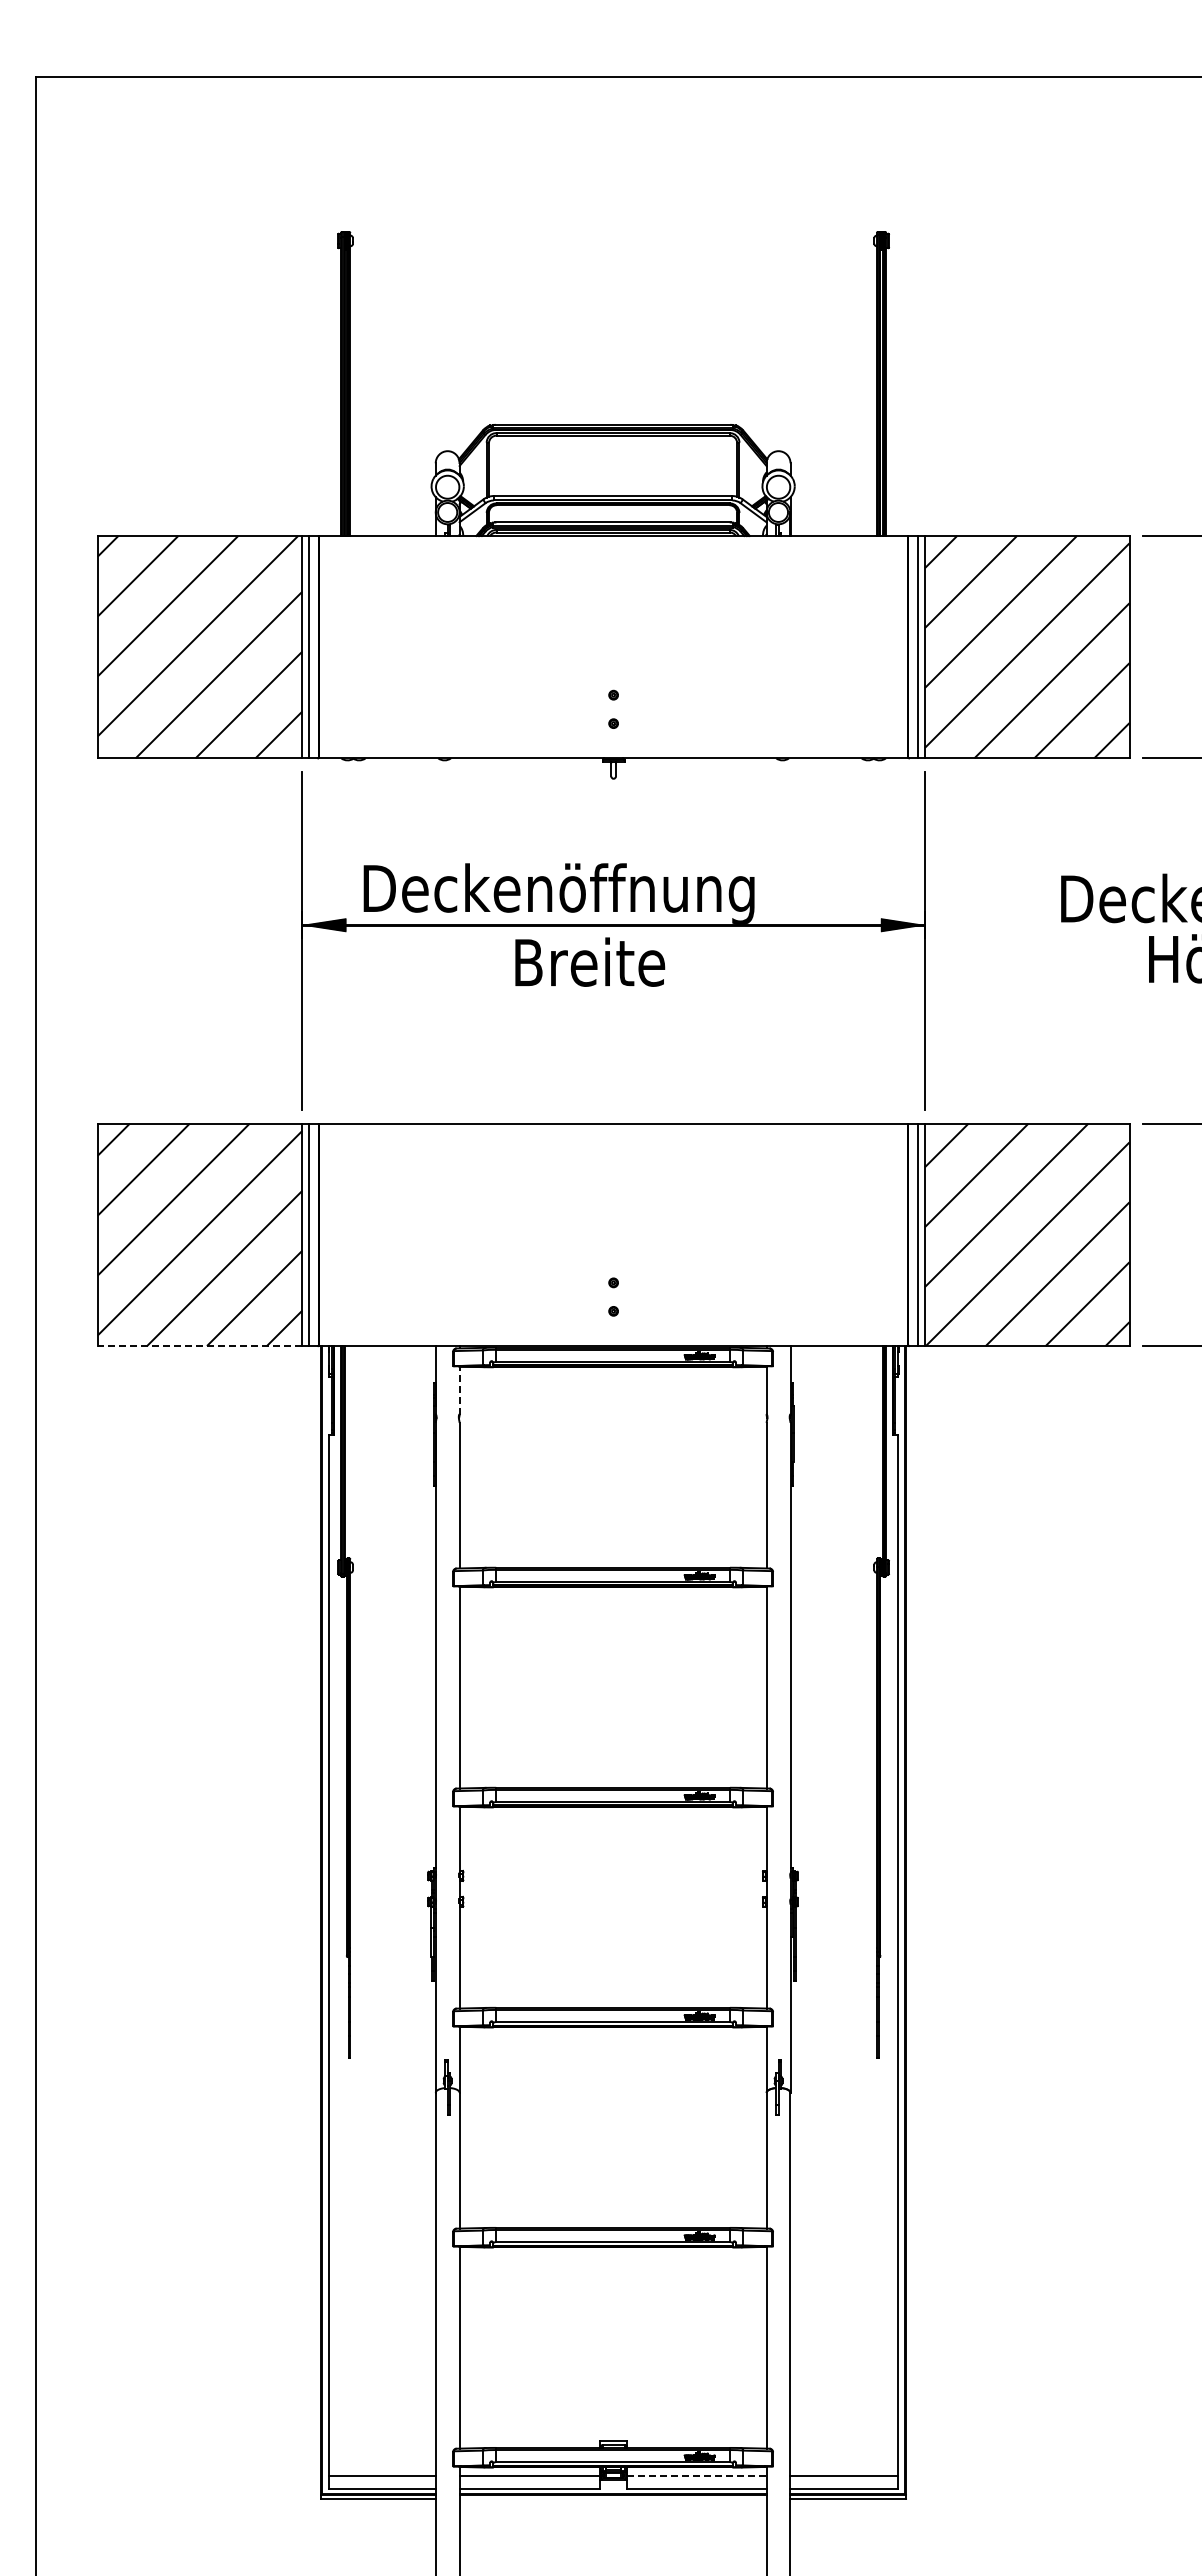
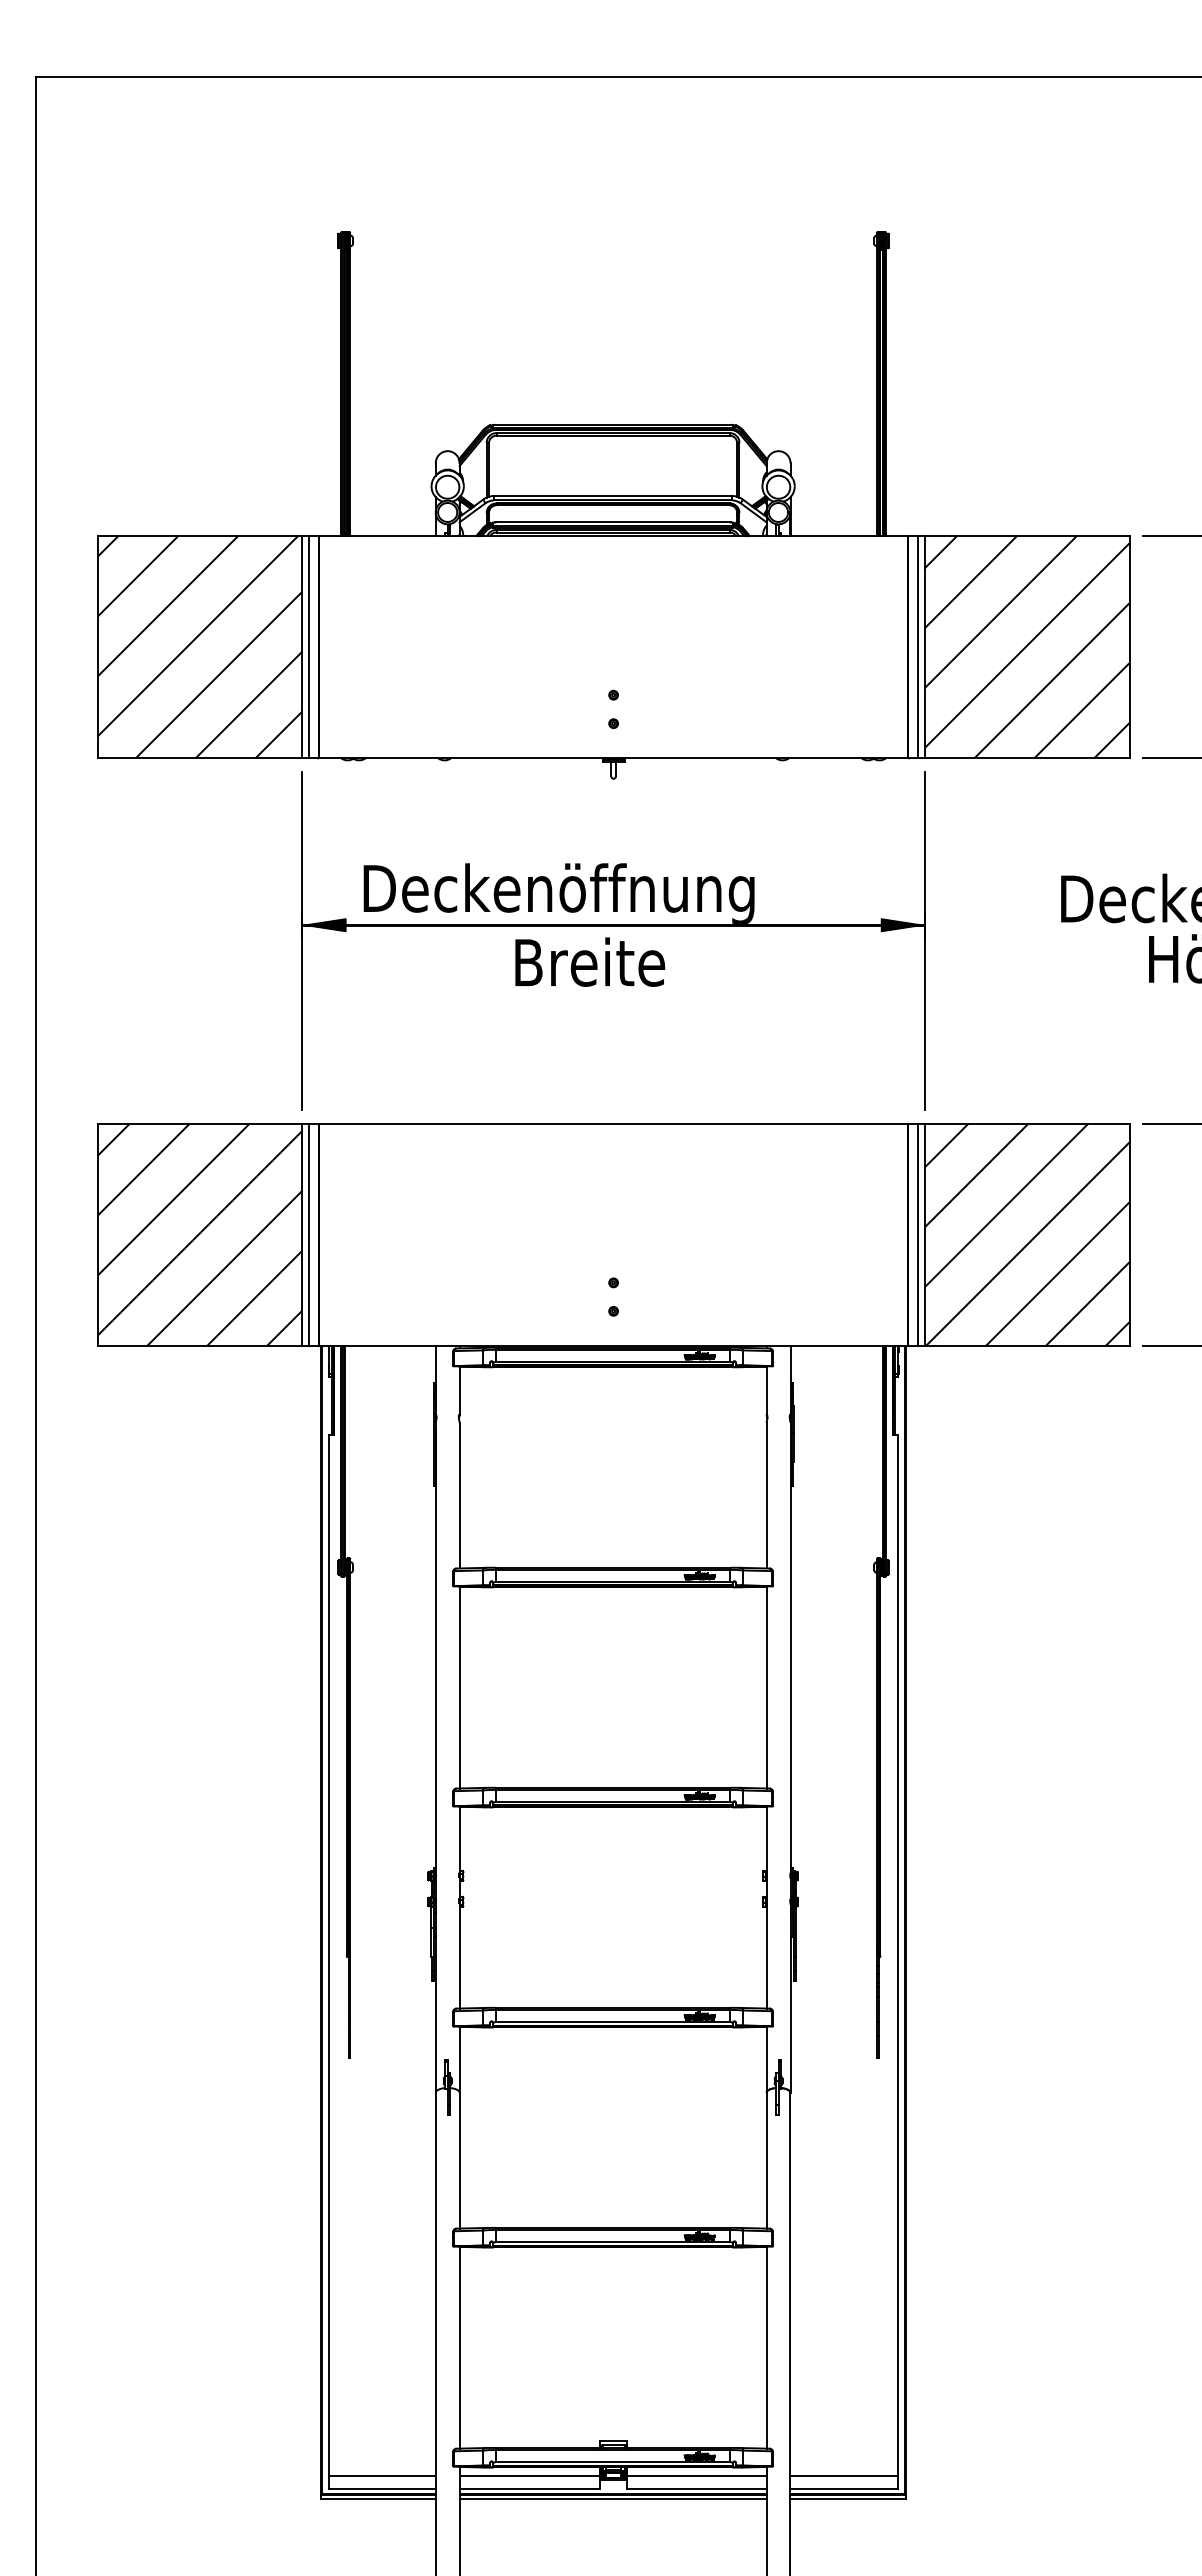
line: dashed -> solid (199, 1346)
line: dashed -> solid (459, 1390)
line: dashed -> solid (696, 2476)
line: none -> present (612, 2498)
